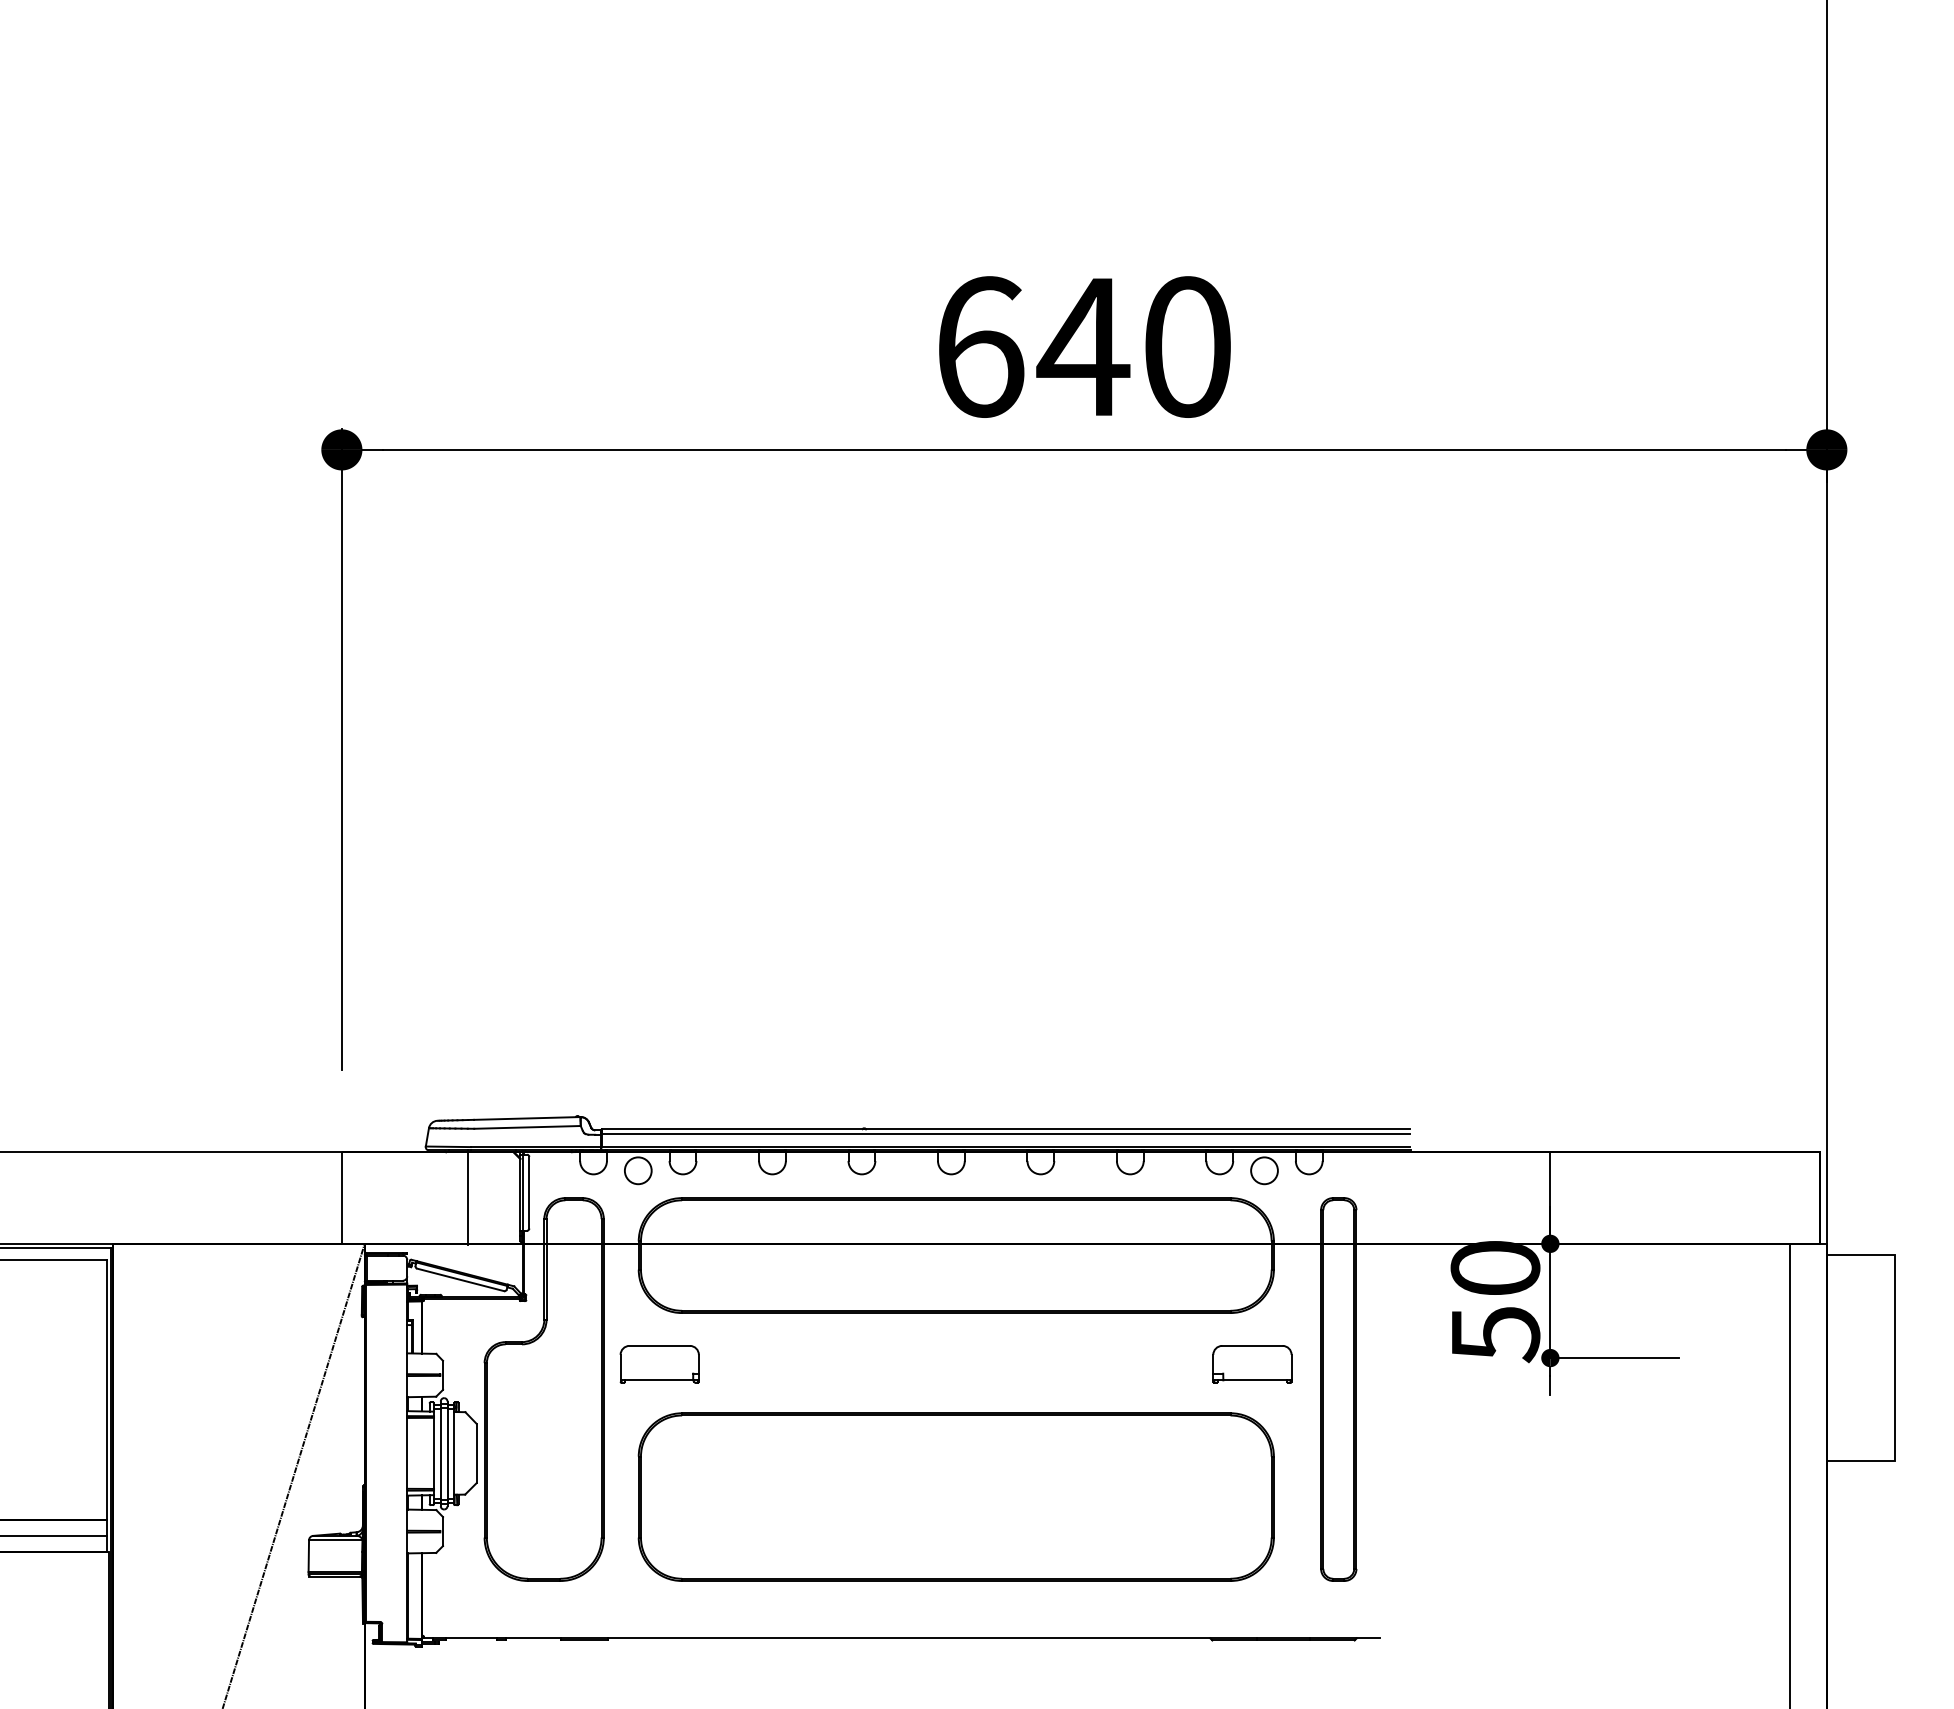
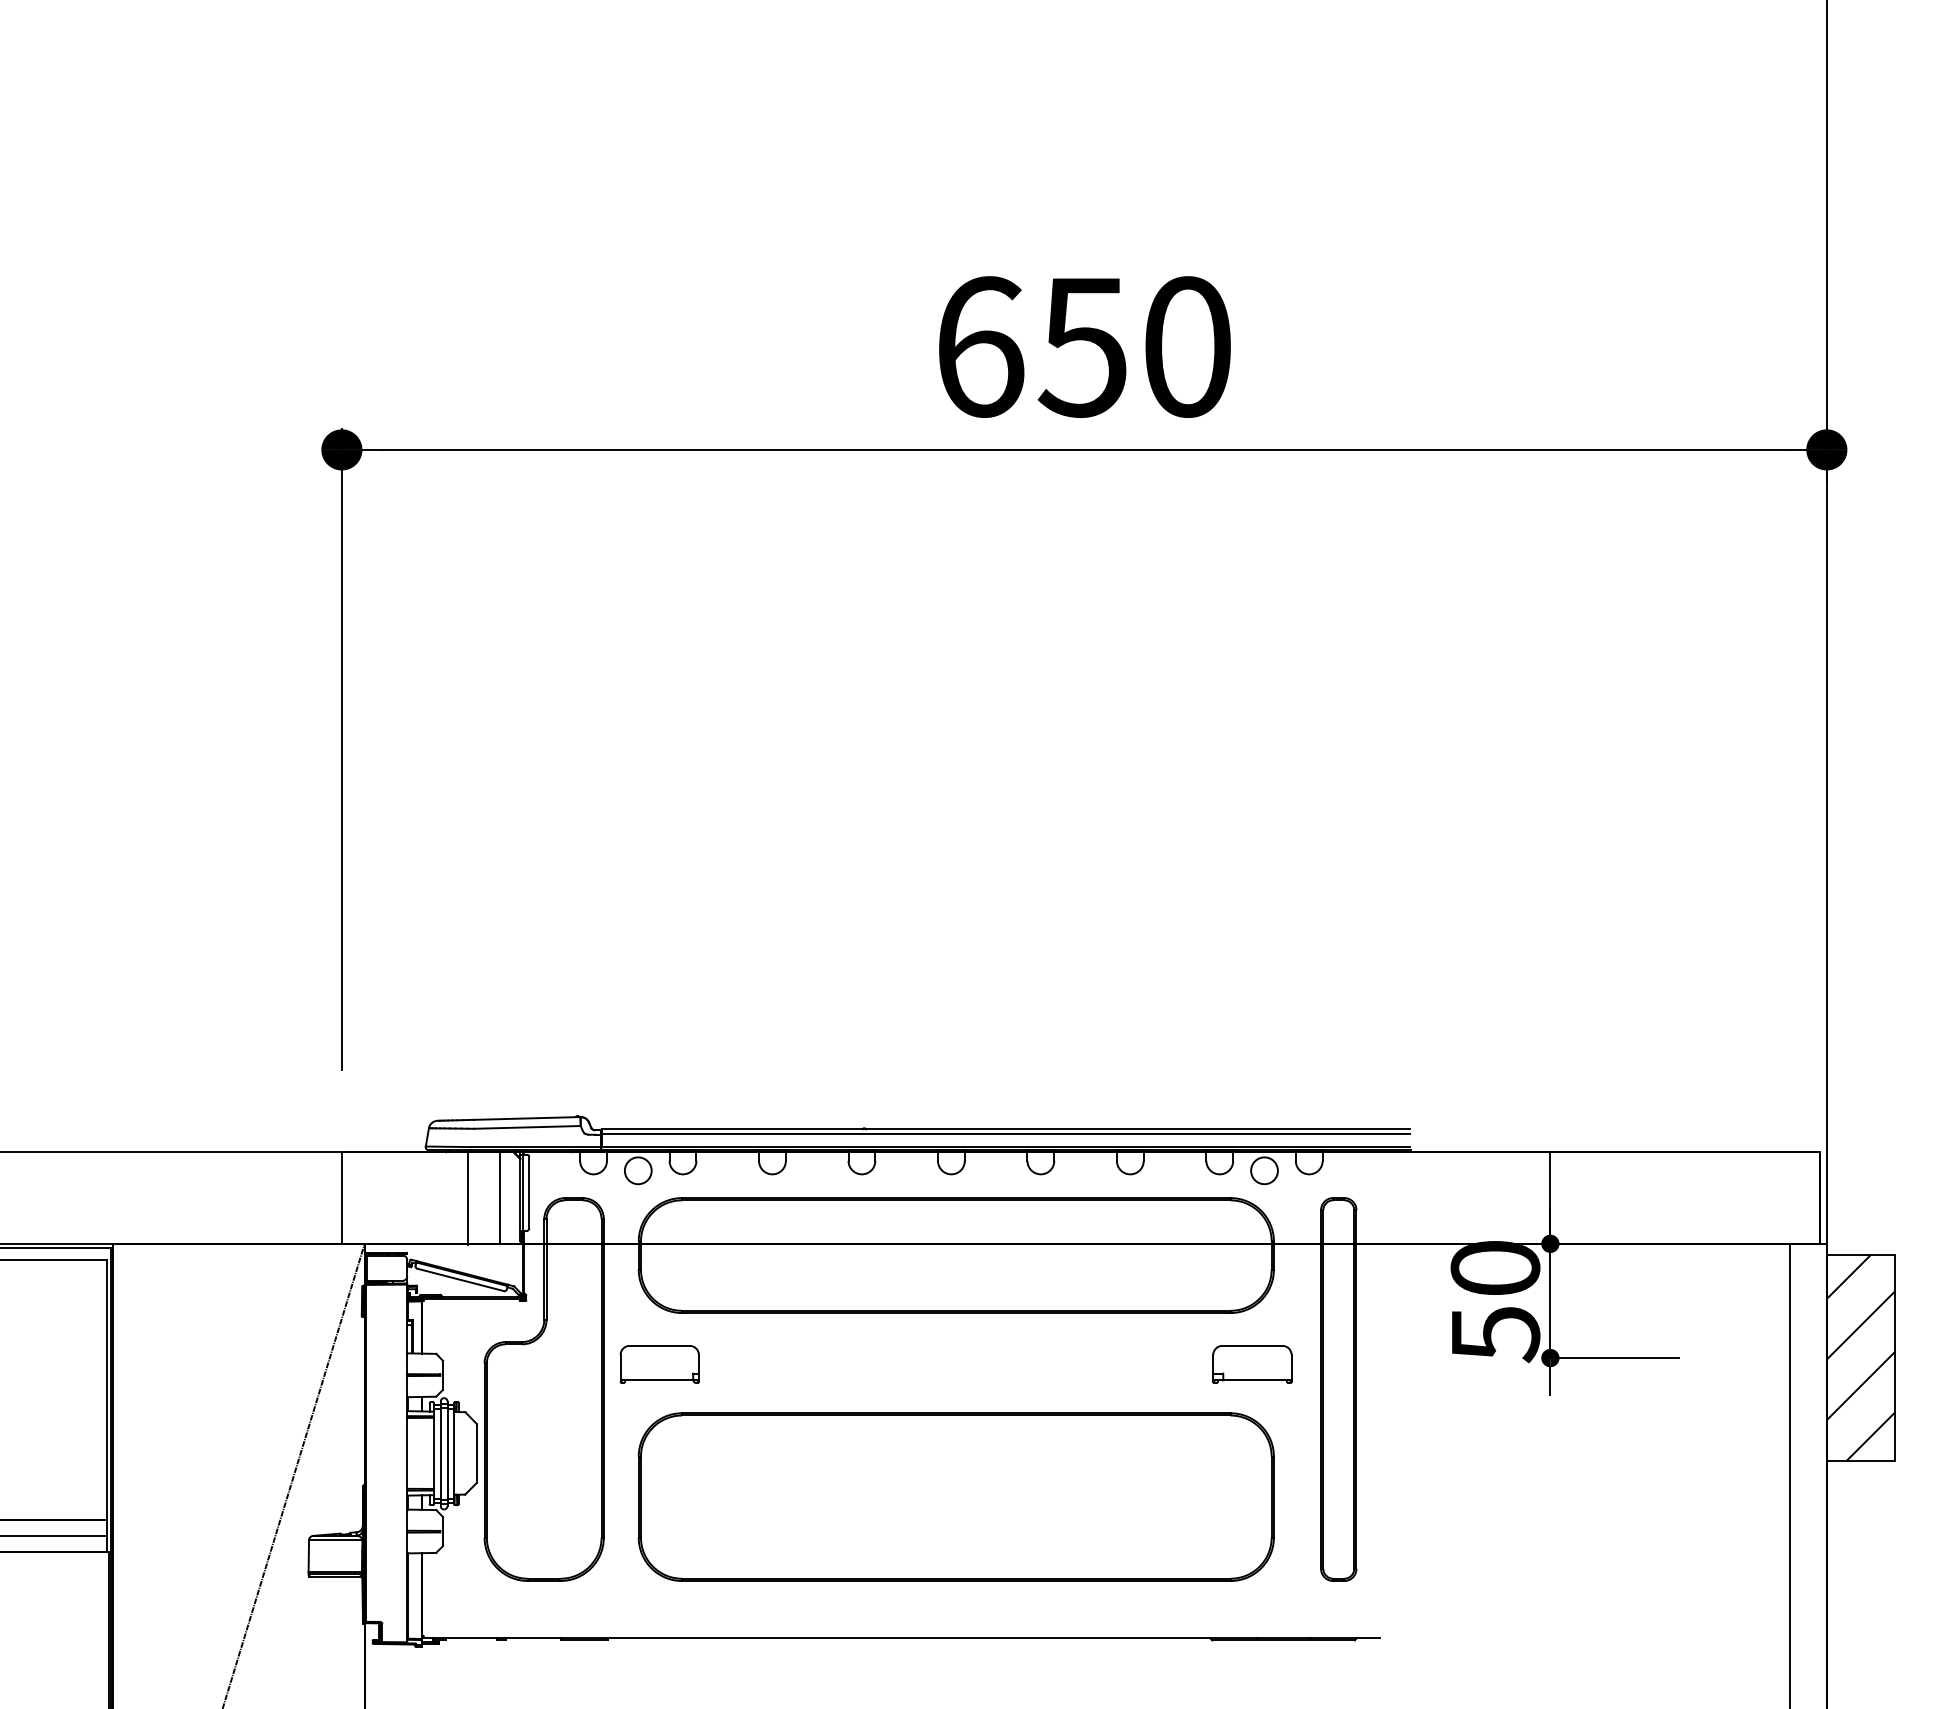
text: 640 -> 650 (1083, 347)
line: none -> present (499, 1197)
hatch: none -> present (1860, 1357)
